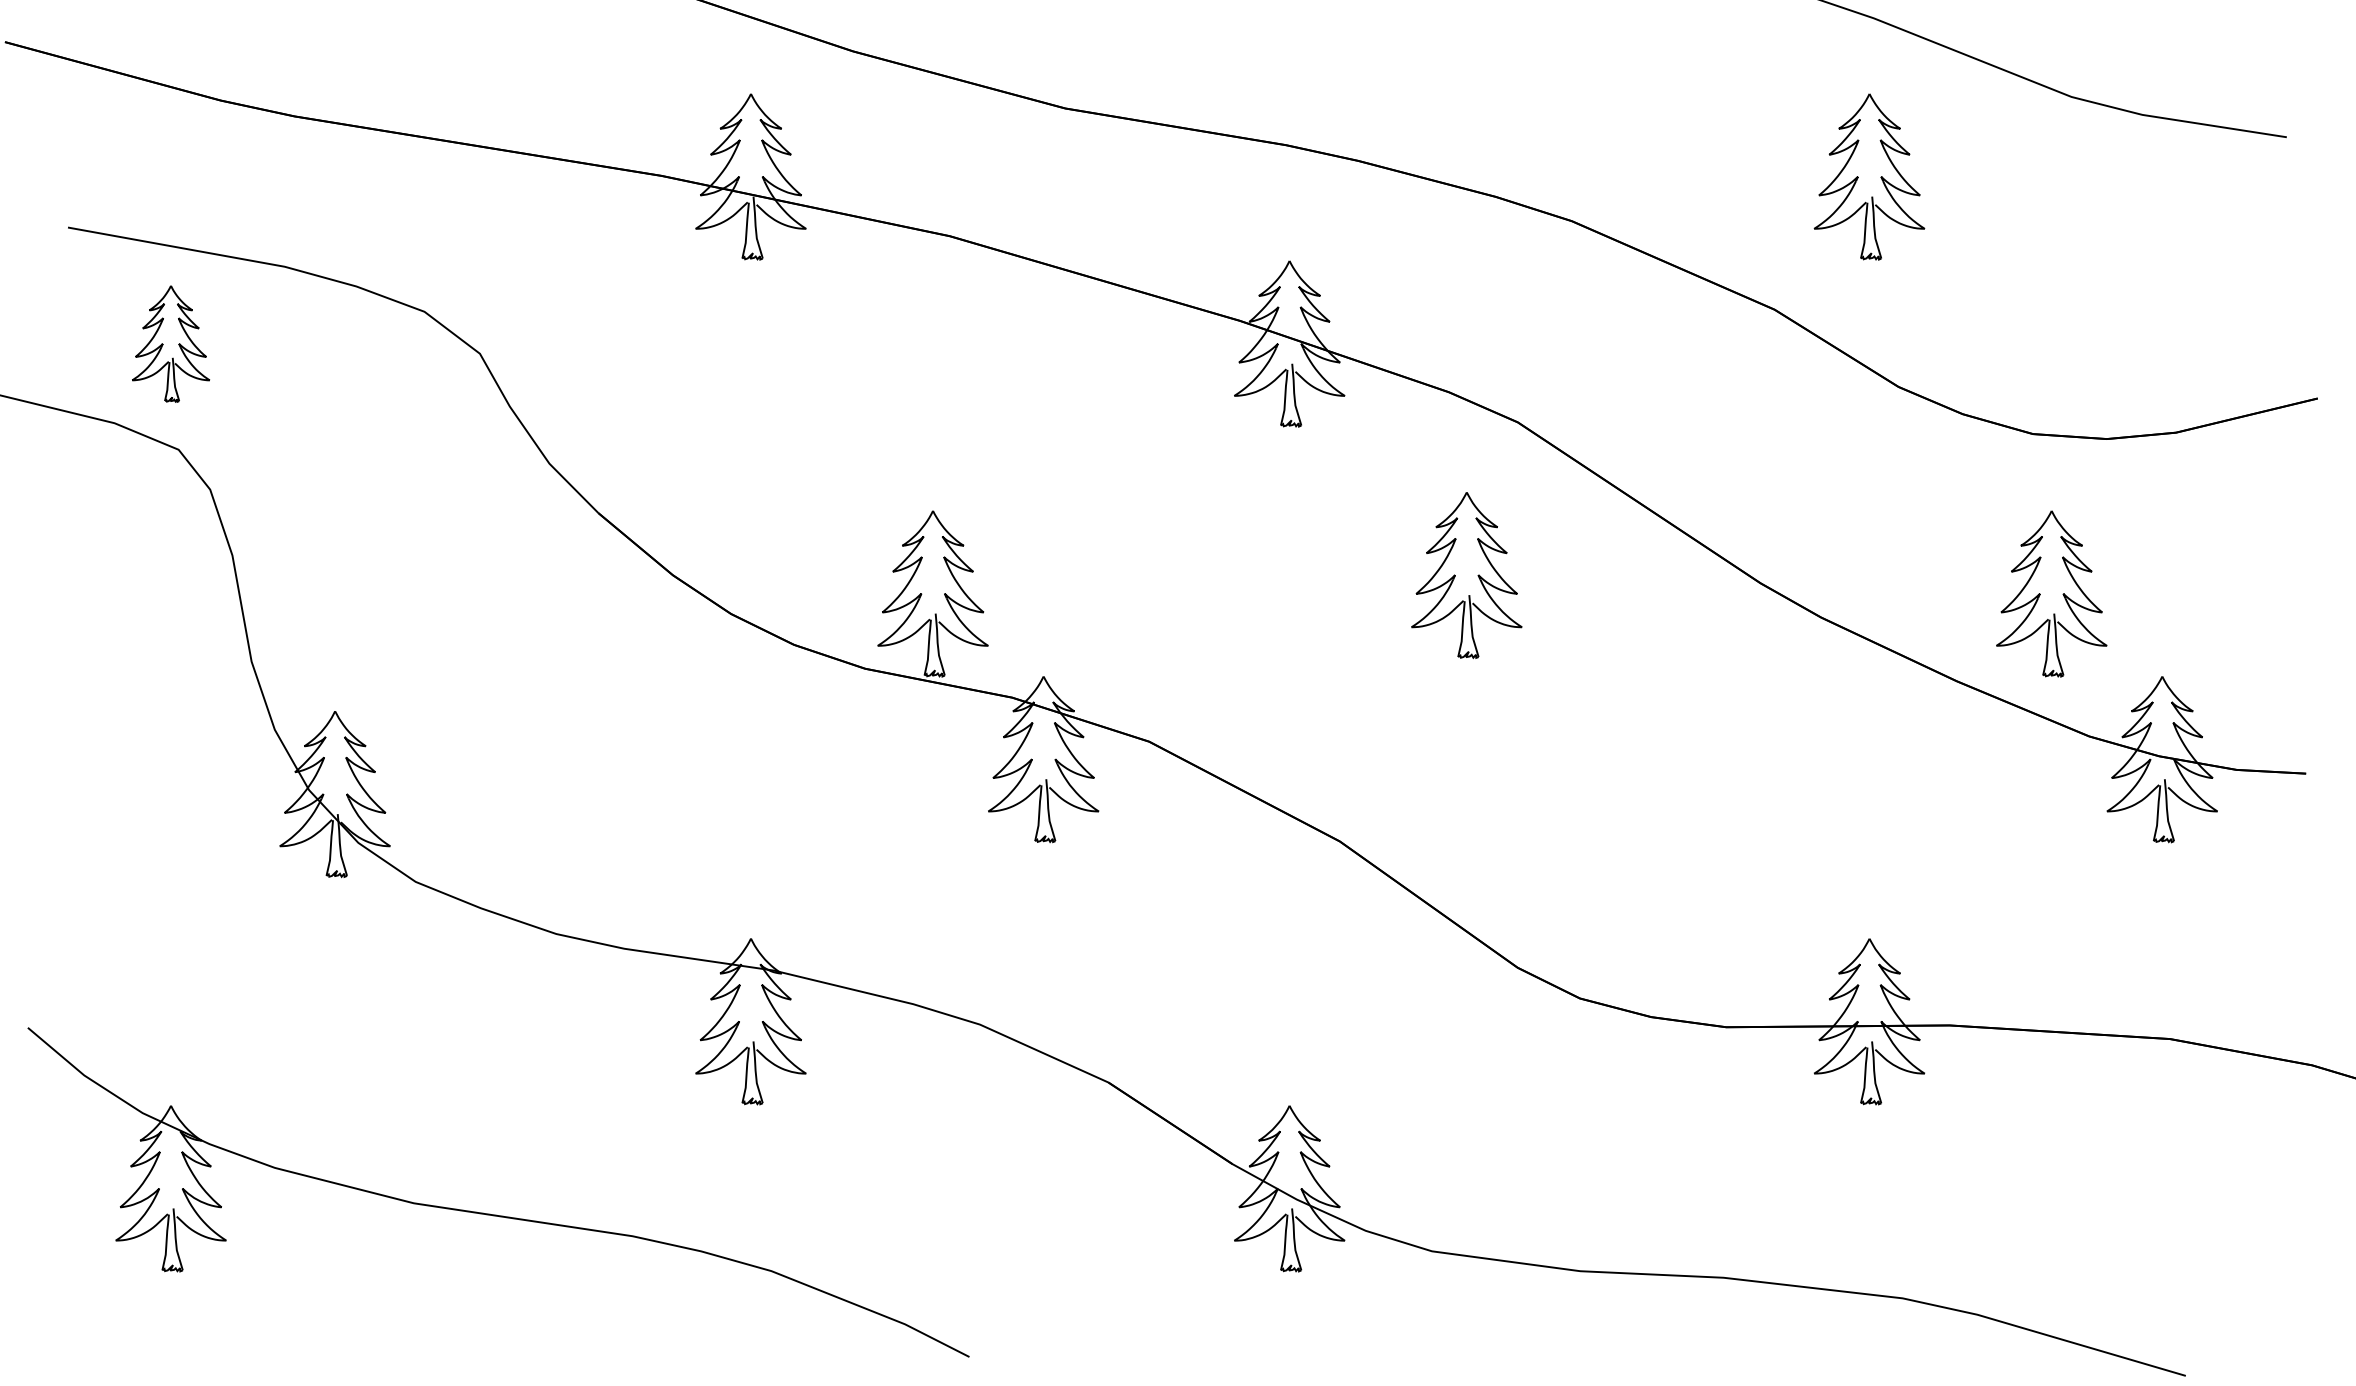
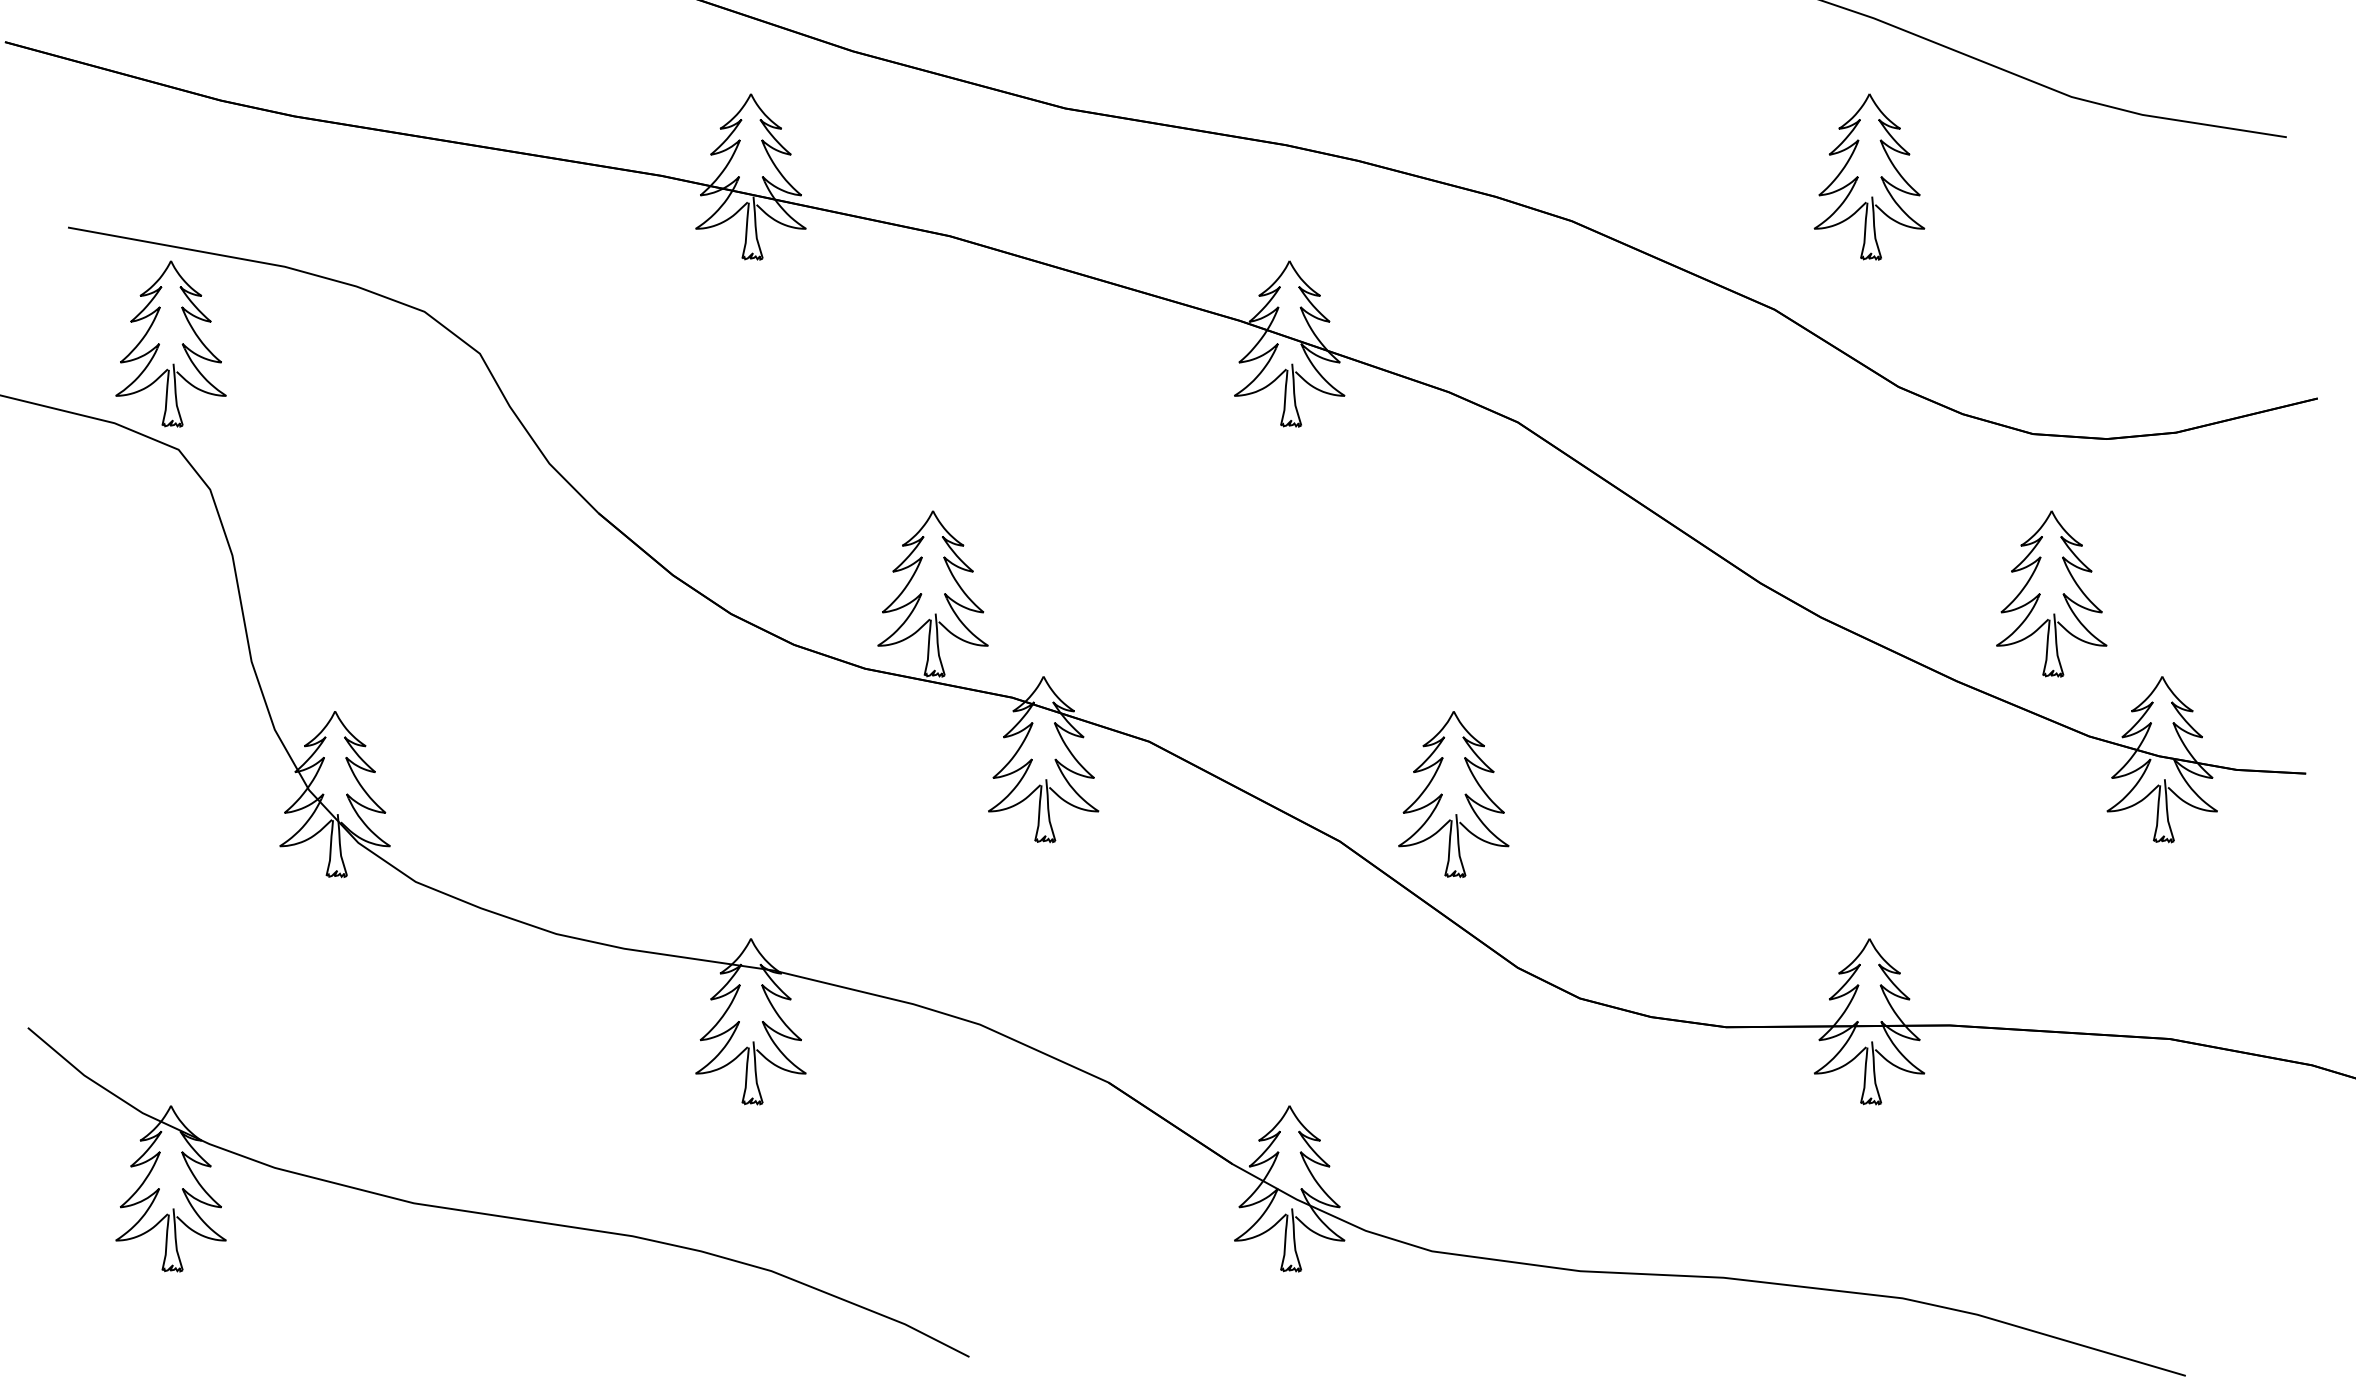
part size: 79x118 px -> 112x168 px (170, 343)
part position: (1466, 575) -> (1453, 794) (1453, 794)
